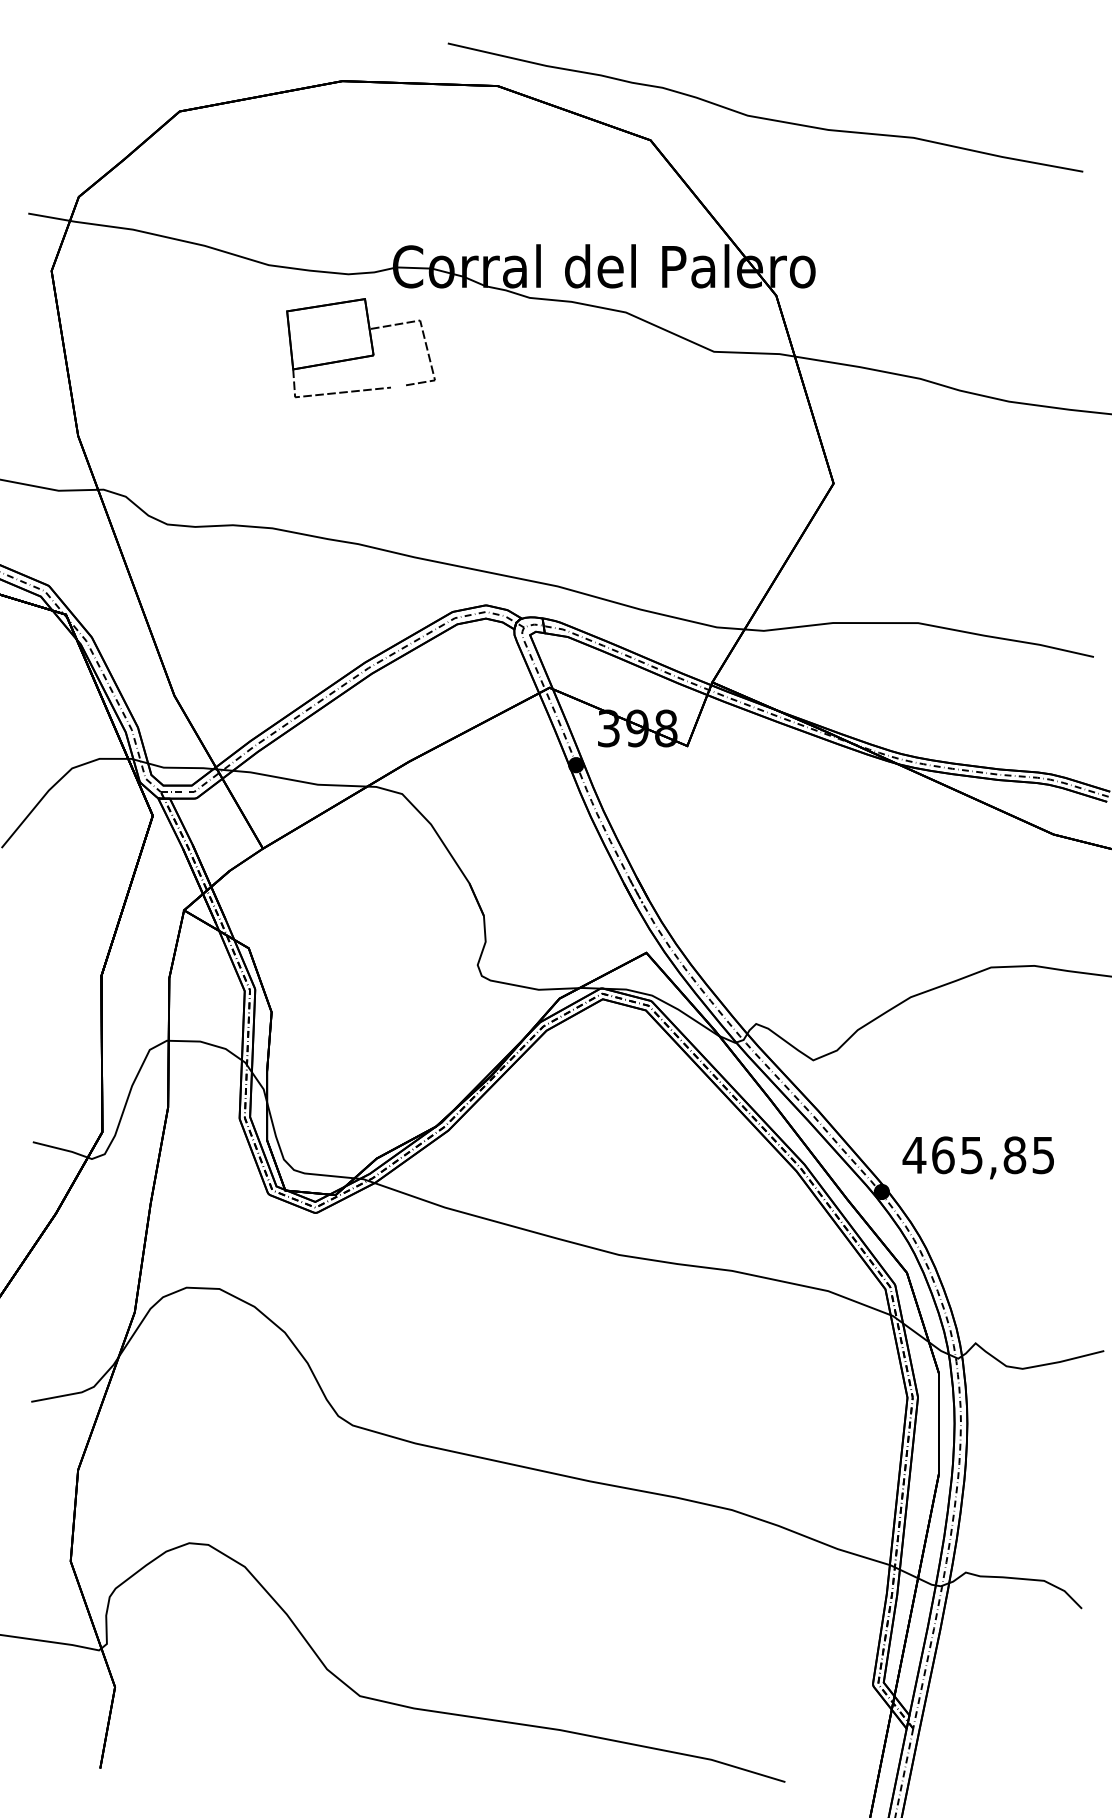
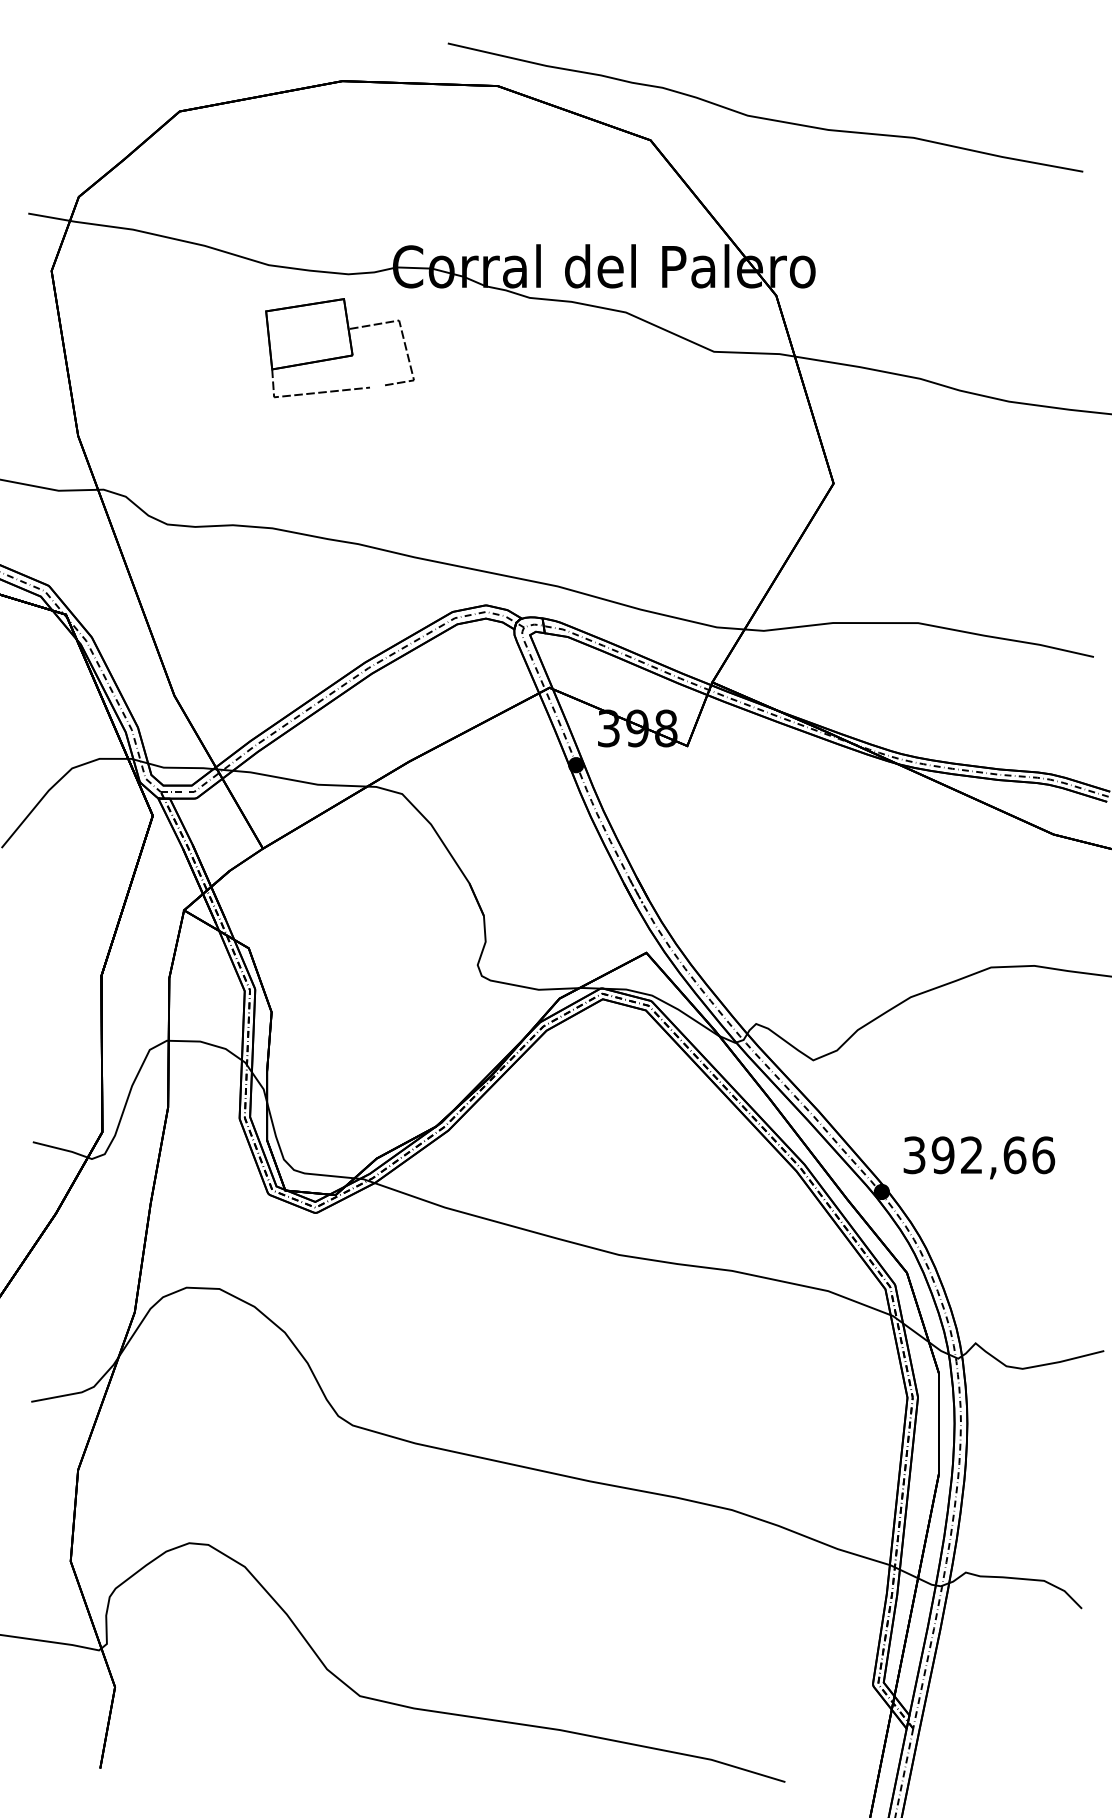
part position: (360, 348) -> (339, 348) (339, 348)
text: 465,85 -> 392,66 (978, 1155)
